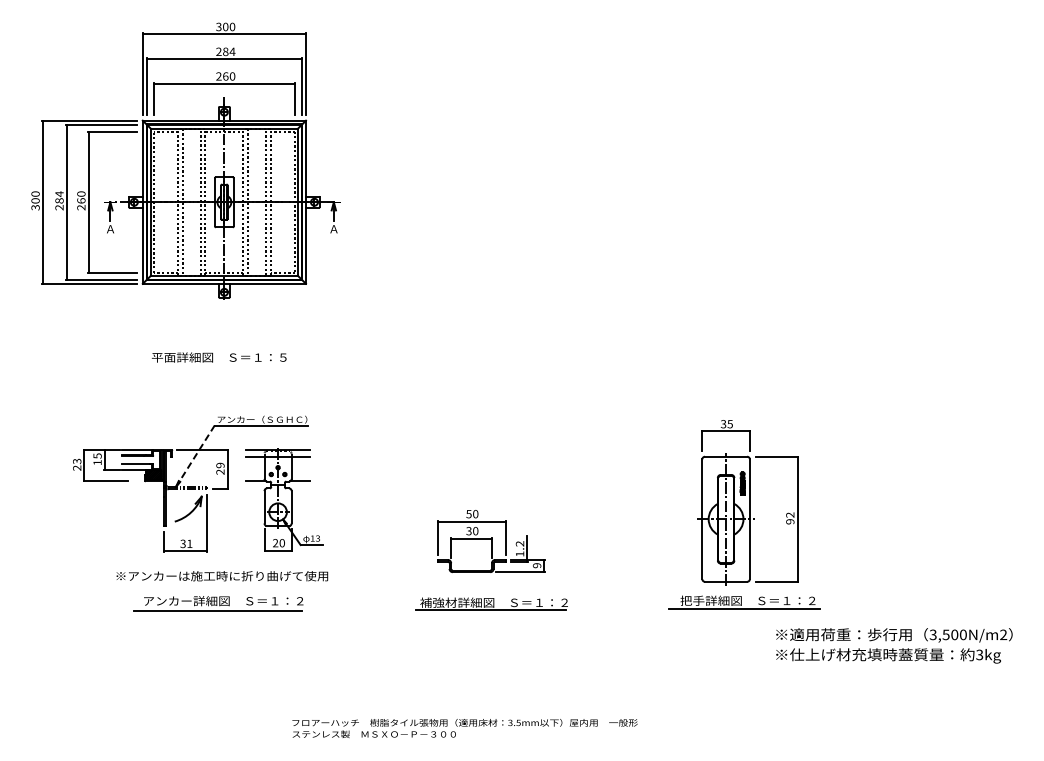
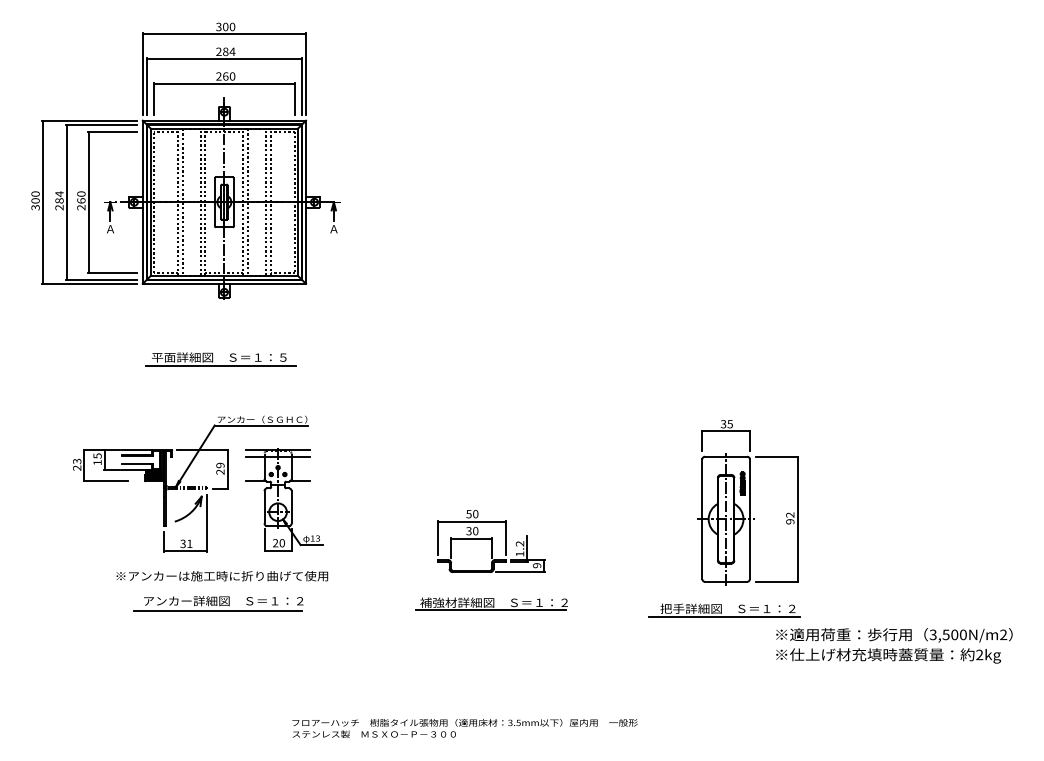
line: none -> present (220, 365)
line: dashed -> solid (195, 455)
part position: (744, 602) -> (724, 610) (724, 610)
text: 3kg -> 2kg (979, 655)
